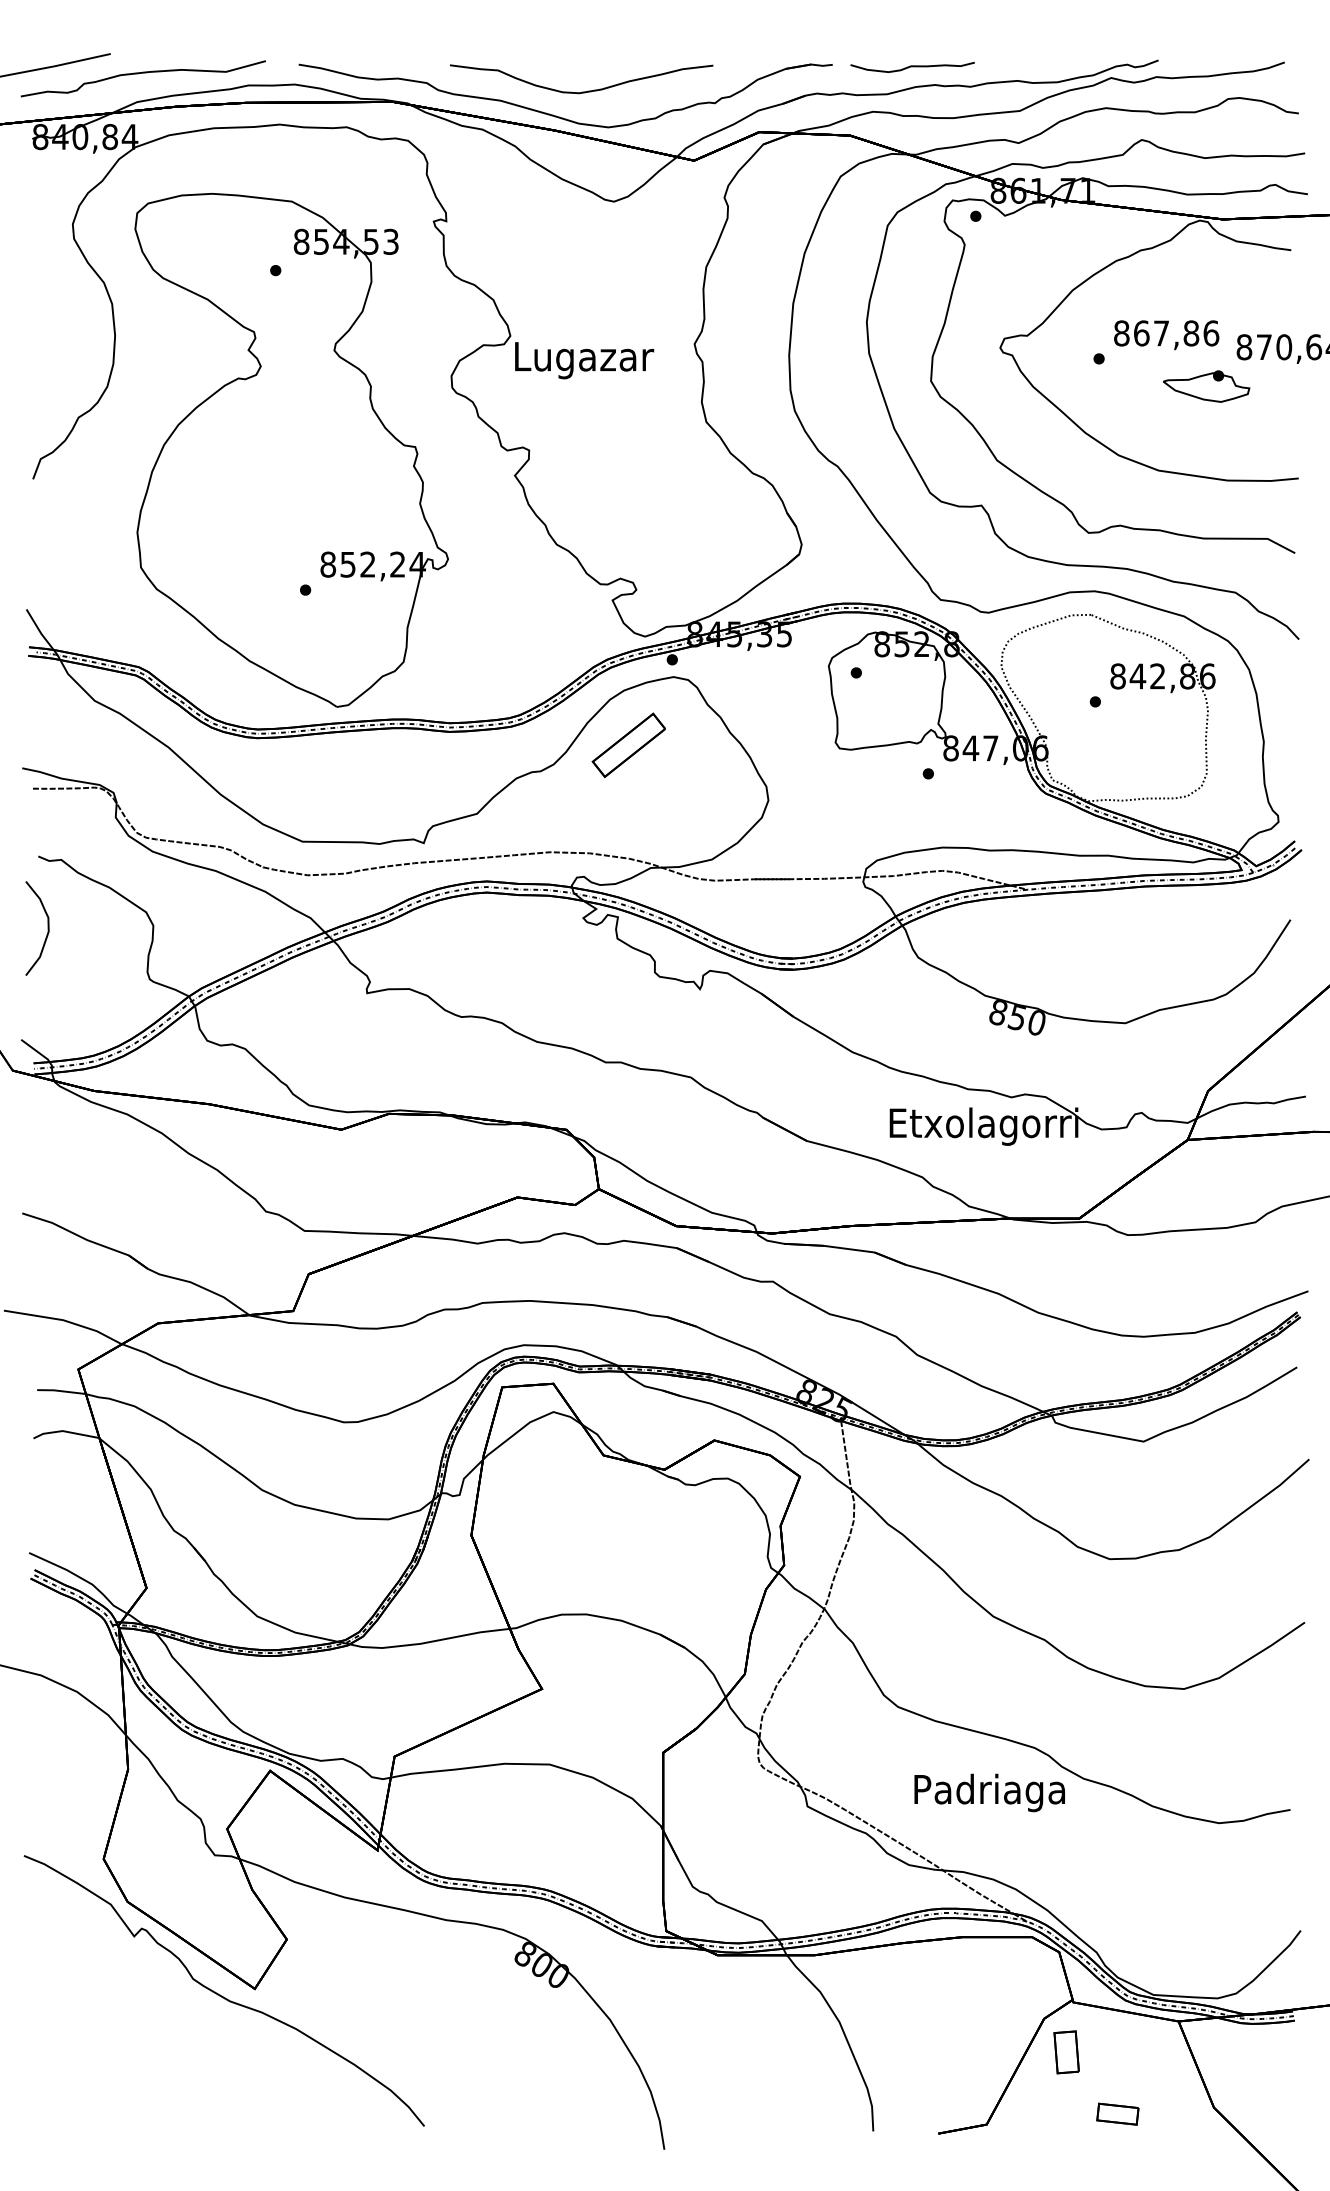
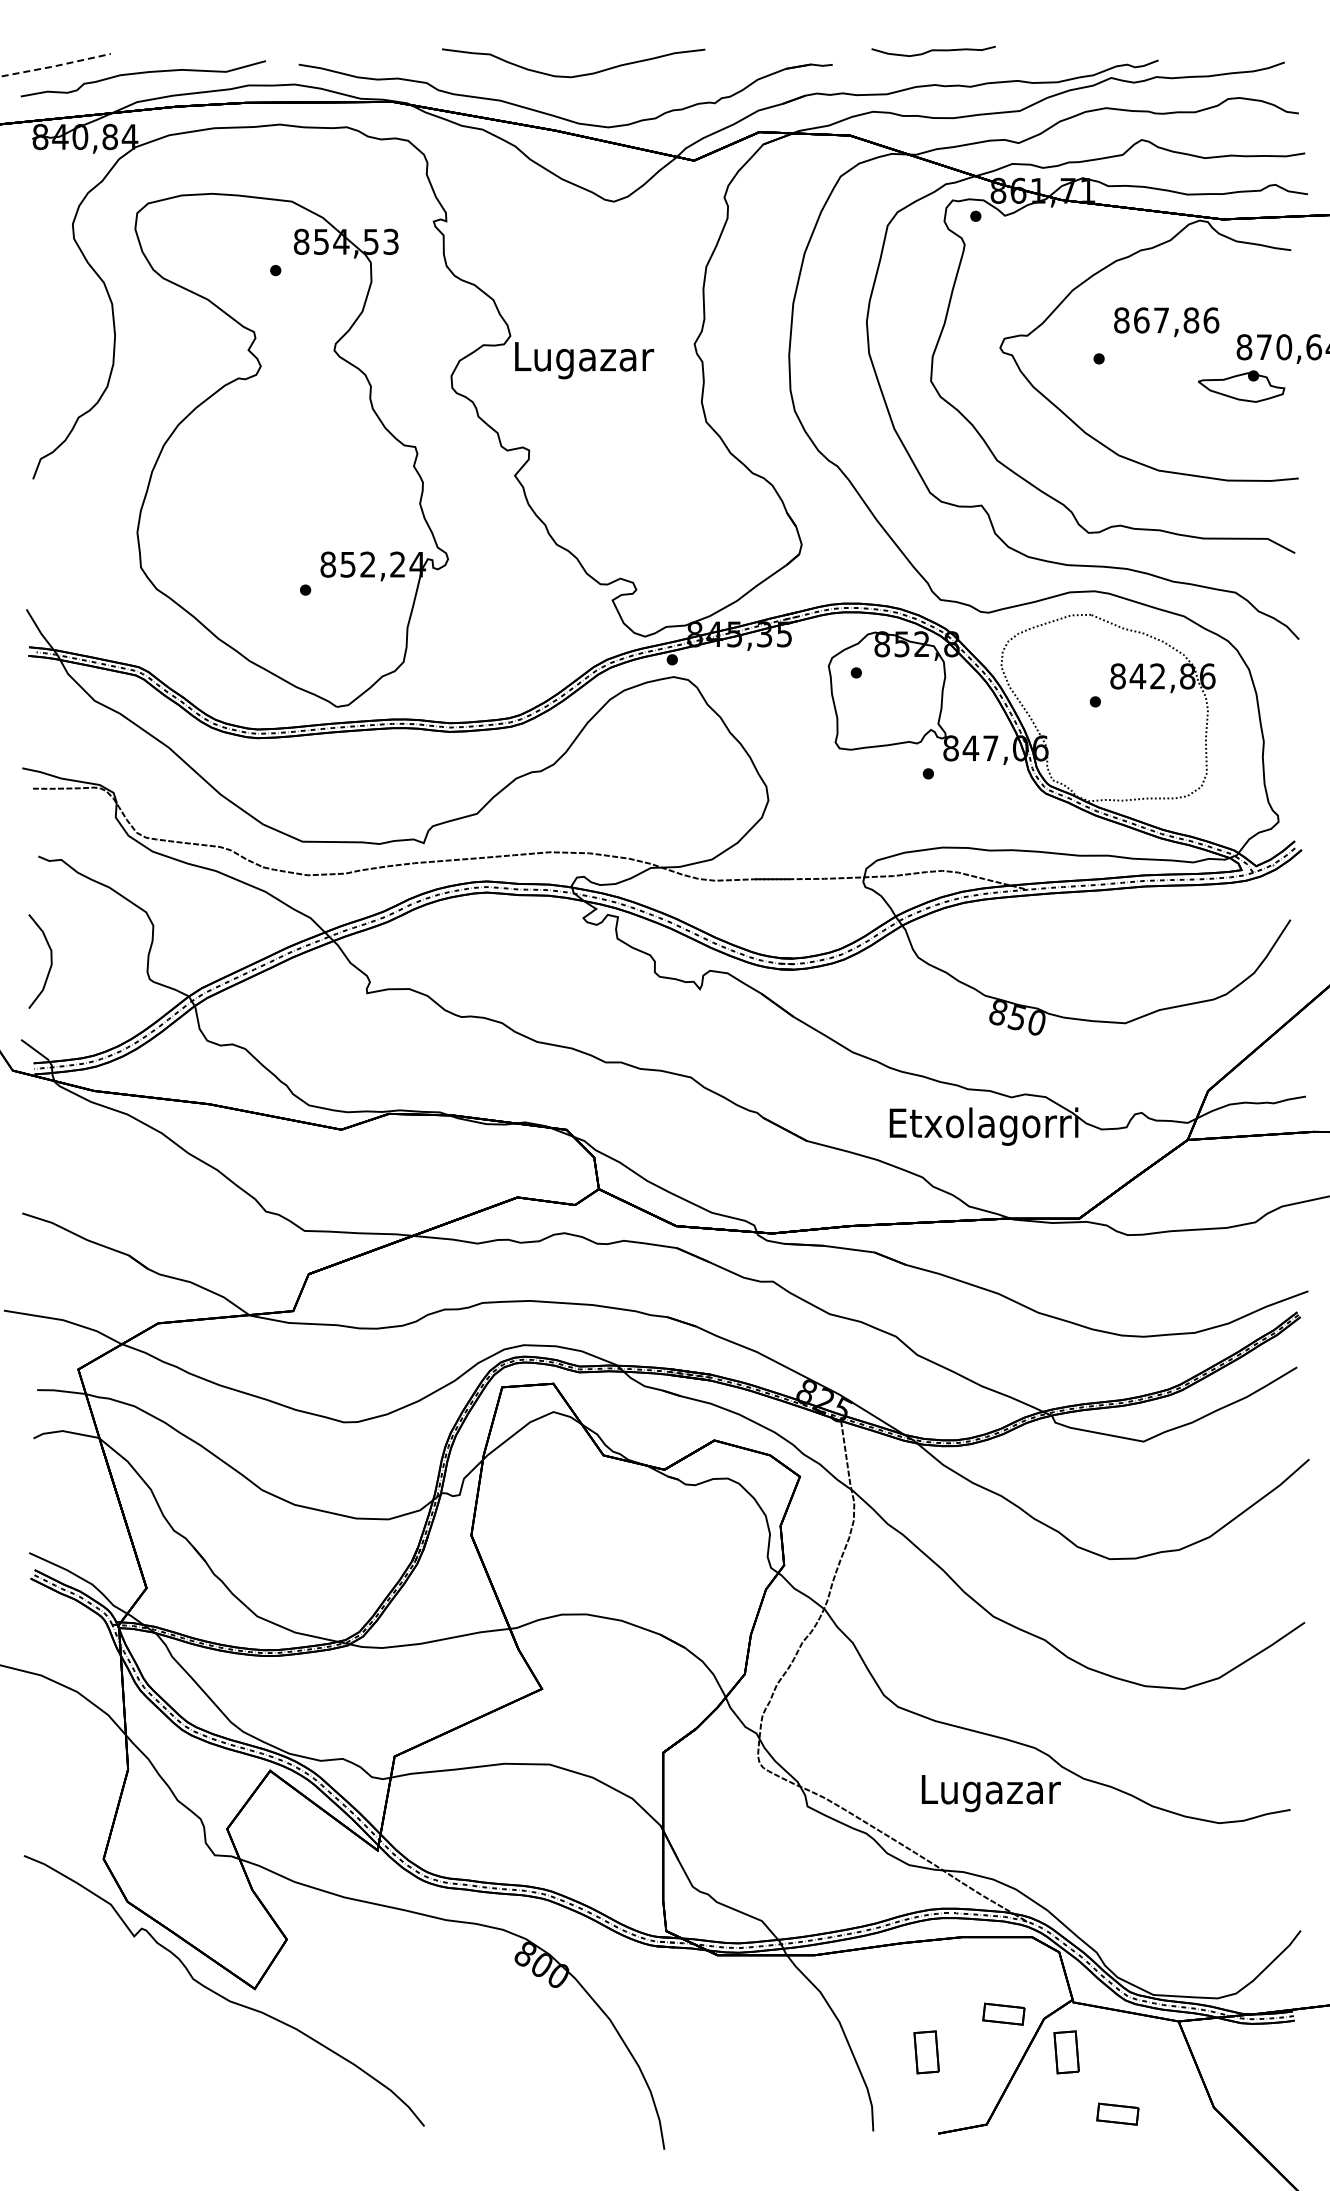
line: solid -> dashed (55, 66)
curve position: (912, 66) -> (933, 50) (933, 50)
curve position: (582, 91) -> (574, 75) (574, 75)
text position: (1166, 335) -> (1166, 322) (1166, 322)
part position: (1206, 386) -> (1241, 386) (1241, 386)
part: present -> none (628, 744)
curve position: (47, 928) -> (50, 961) (50, 961)
text: Padriaga -> Lugazar (989, 1792)
part: none -> present (1003, 2013)
part: none -> present (926, 2052)
